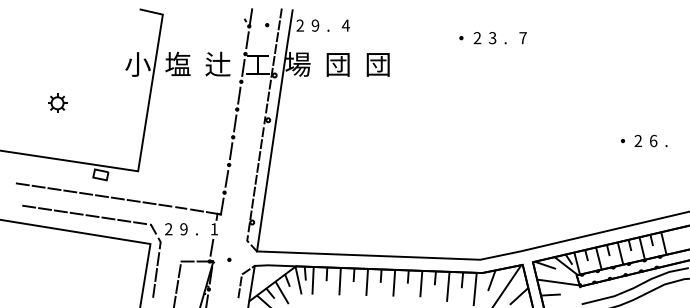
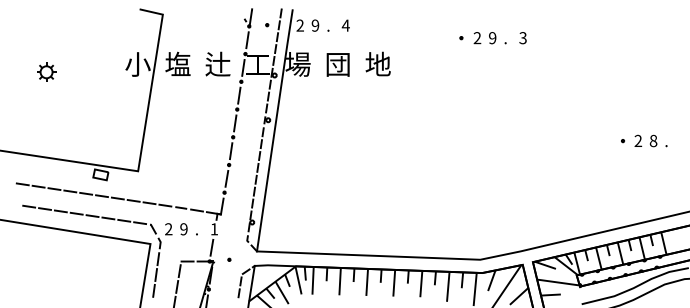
text: 3 -> 9 (492, 38)
text: 7 -> 3 (522, 38)
text: 団 -> 地 (377, 63)
part position: (57, 102) -> (46, 71) (46, 71)
text: 6 -> 8 (653, 140)
